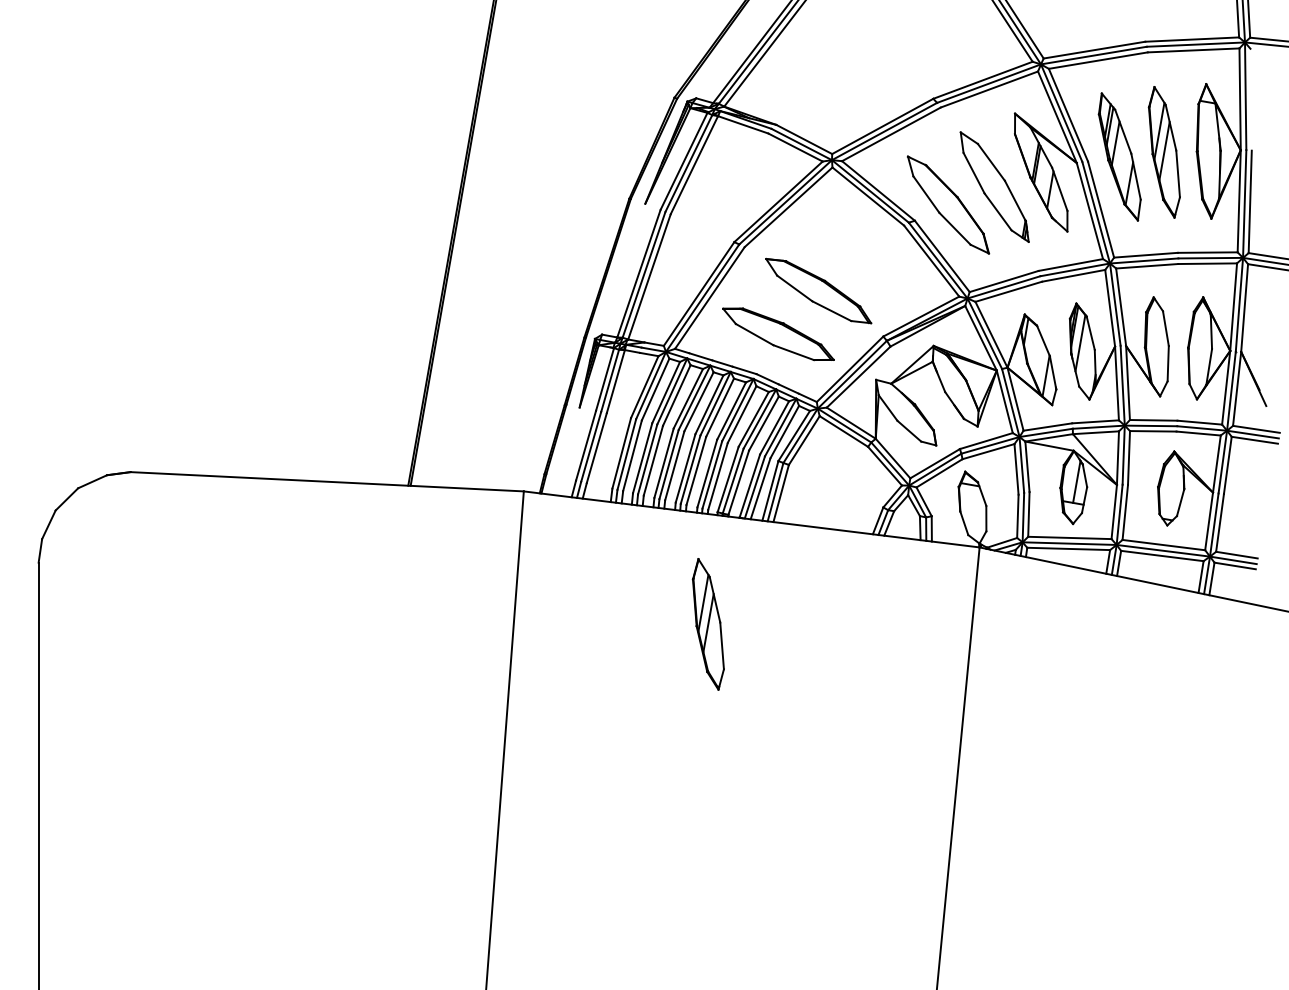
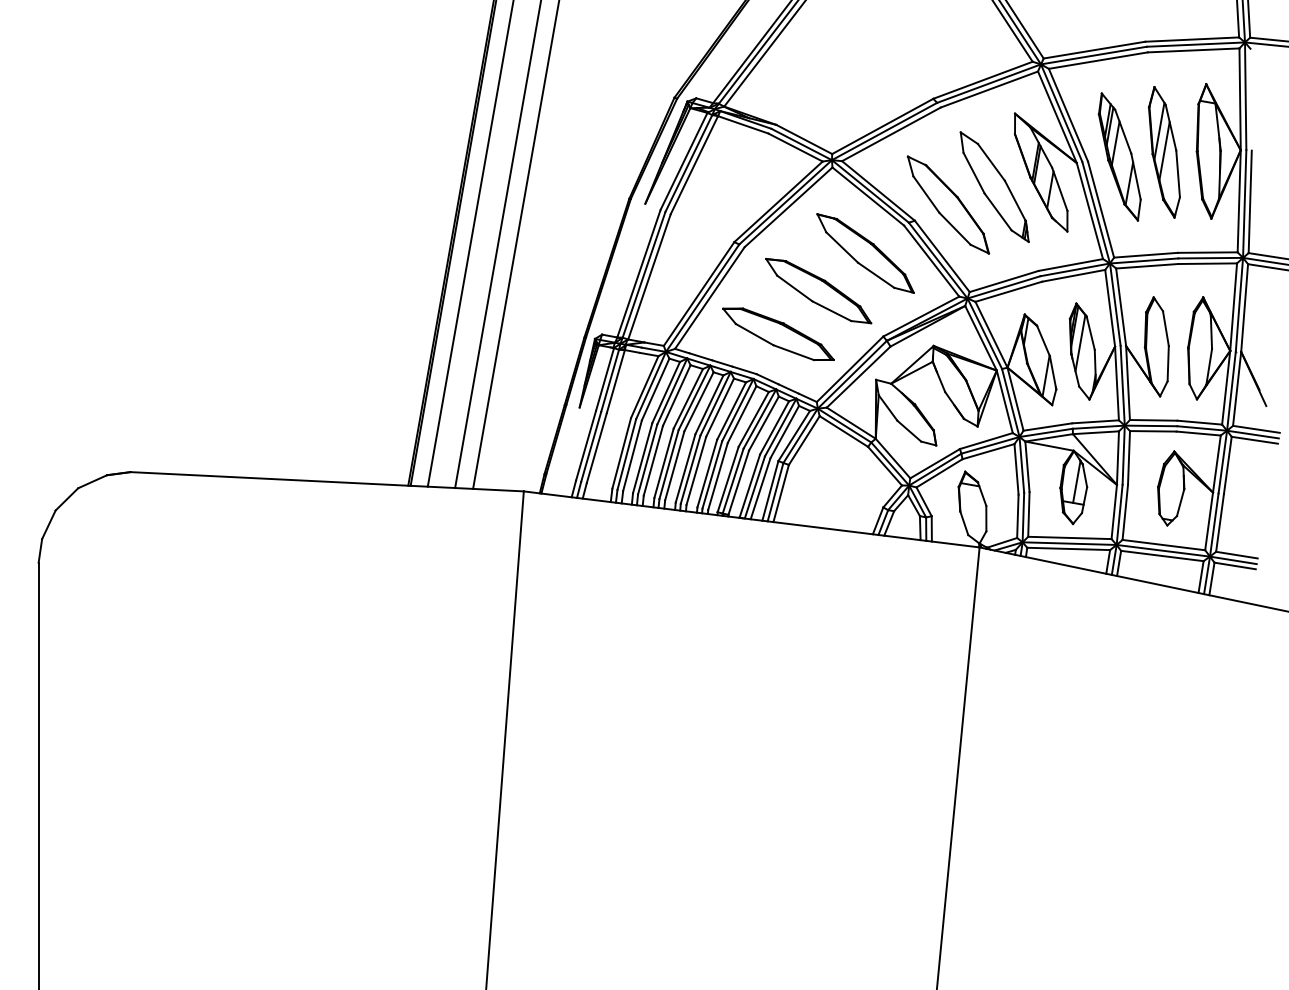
line: none -> present (470, 244)
line: none -> present (497, 245)
line: none -> present (515, 245)
part: none -> present (865, 253)
part: present -> none (707, 624)
